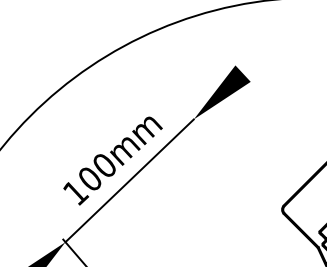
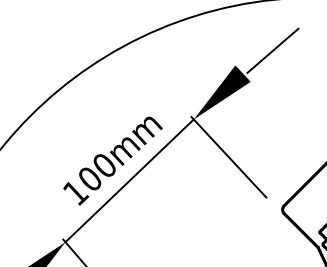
line: none -> present (272, 50)
line: none -> present (228, 157)
